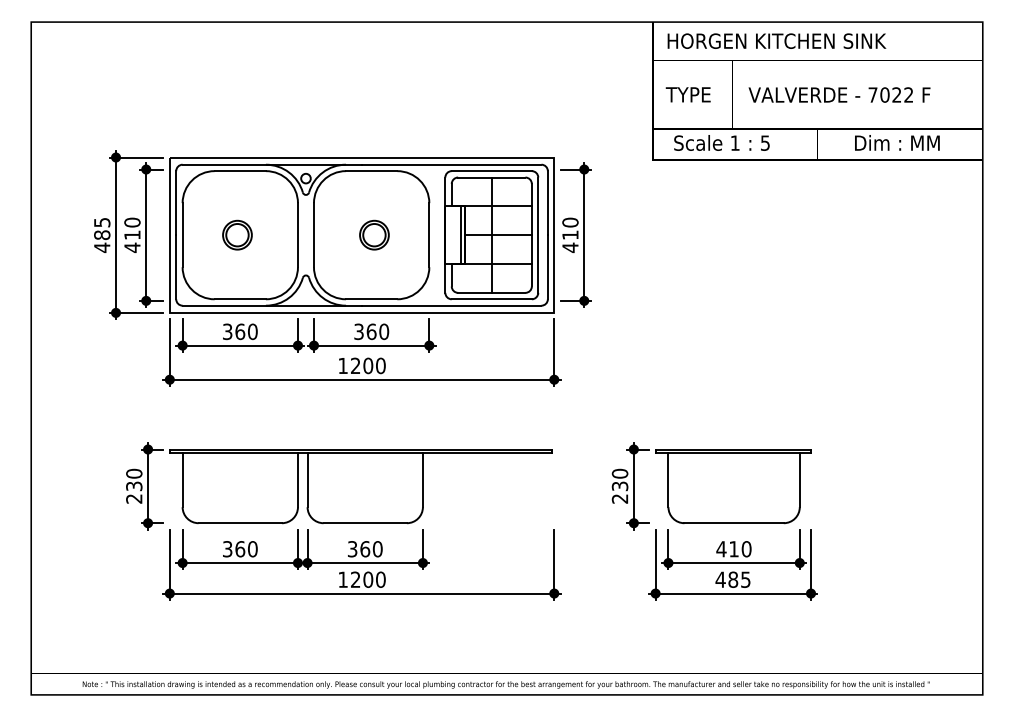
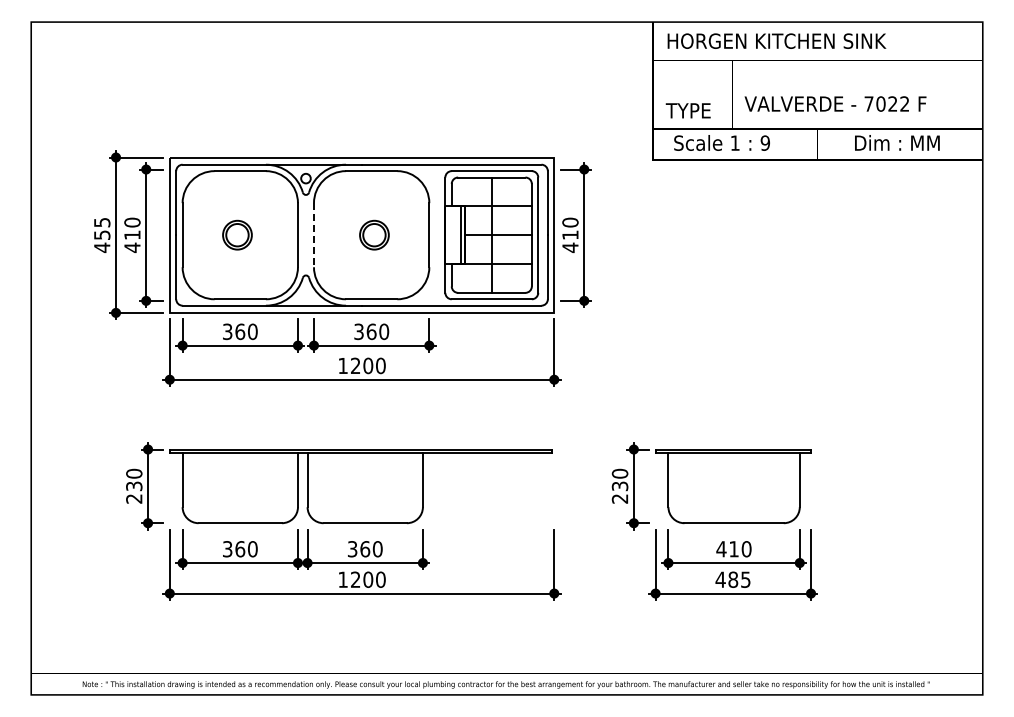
text position: (687, 94) -> (687, 110) (687, 110)
text position: (839, 94) -> (835, 103) (835, 103)
text: 5 -> 9 (764, 142)
text: 485 -> 455 (102, 235)
line: solid -> dashed (313, 235)
